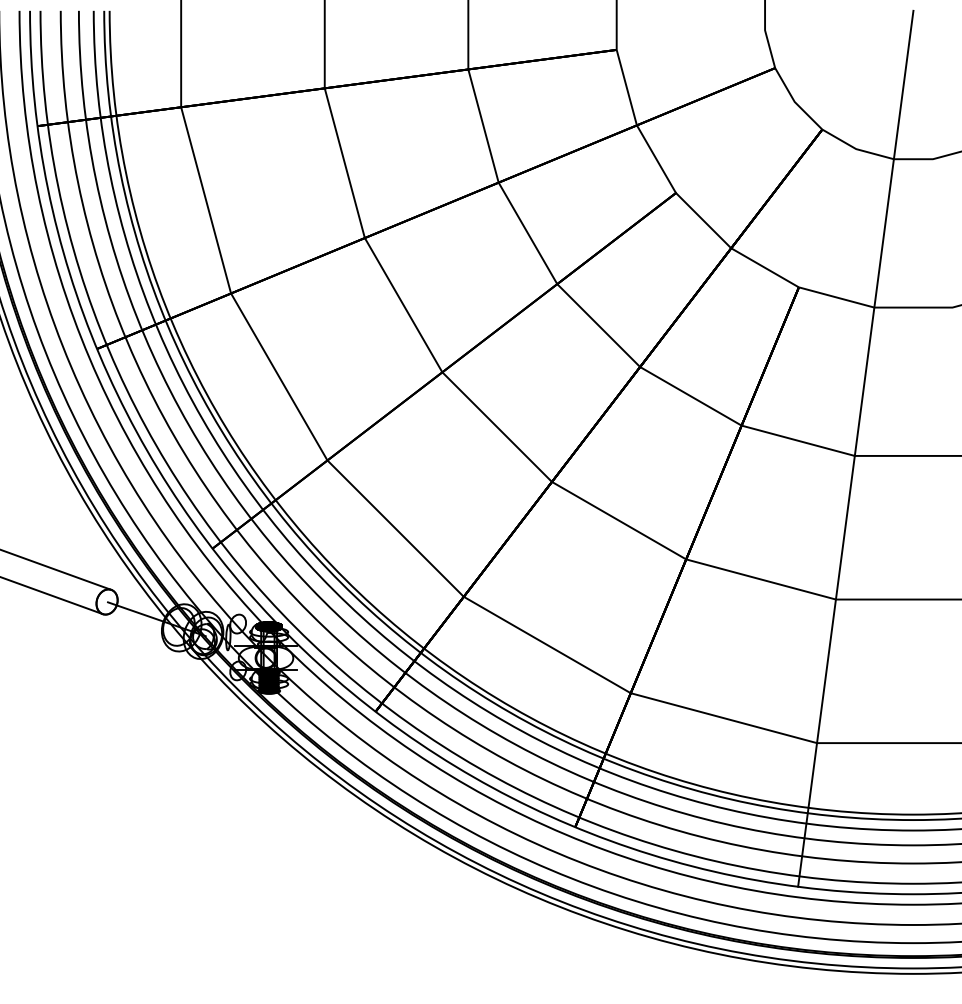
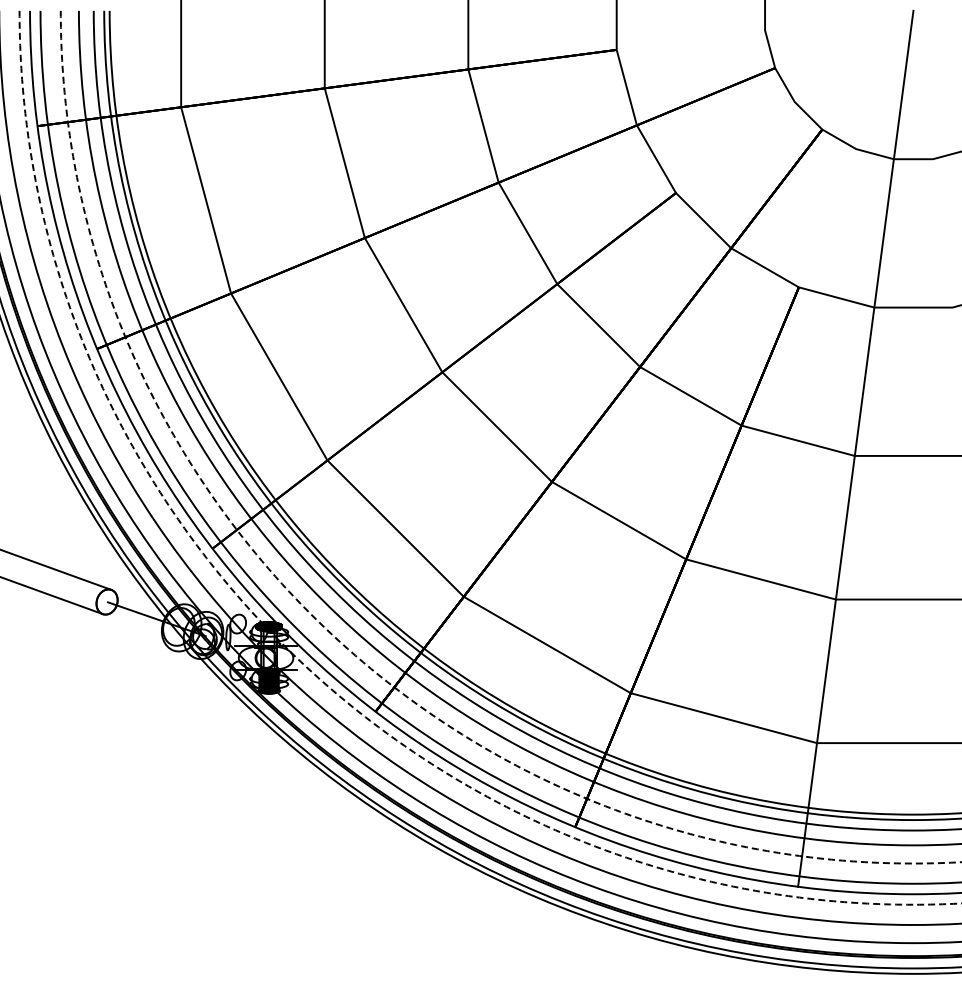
arc: solid -> dashed (328, 630)
arc: solid -> dashed (298, 659)
